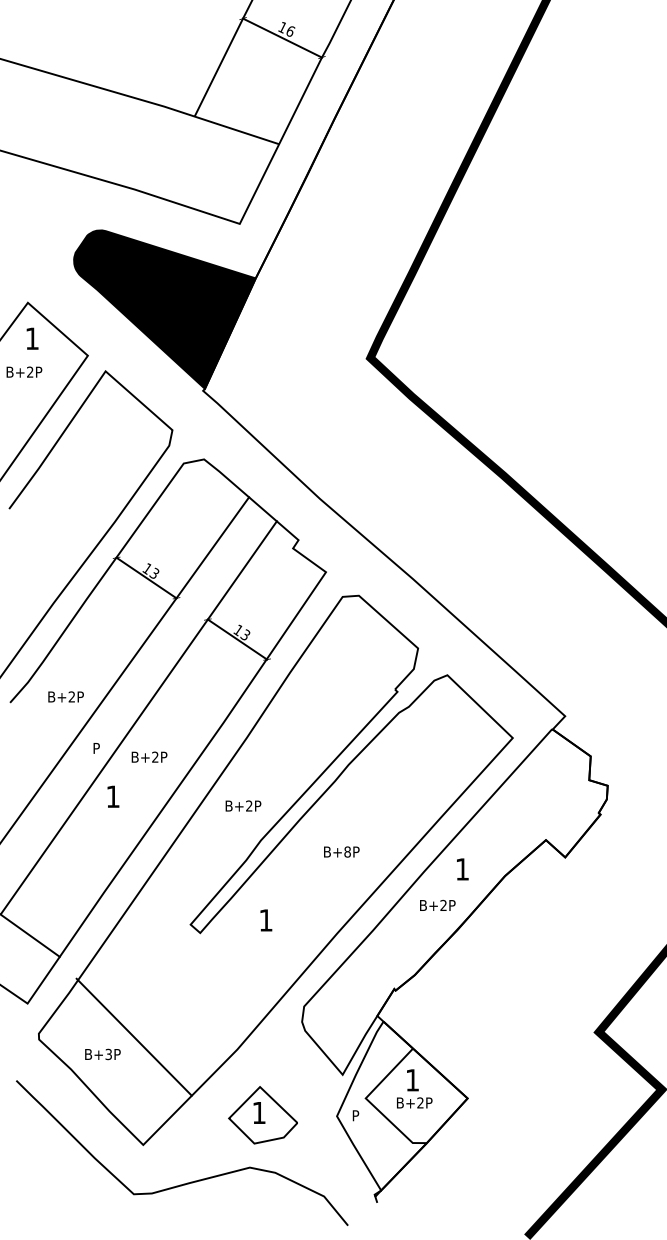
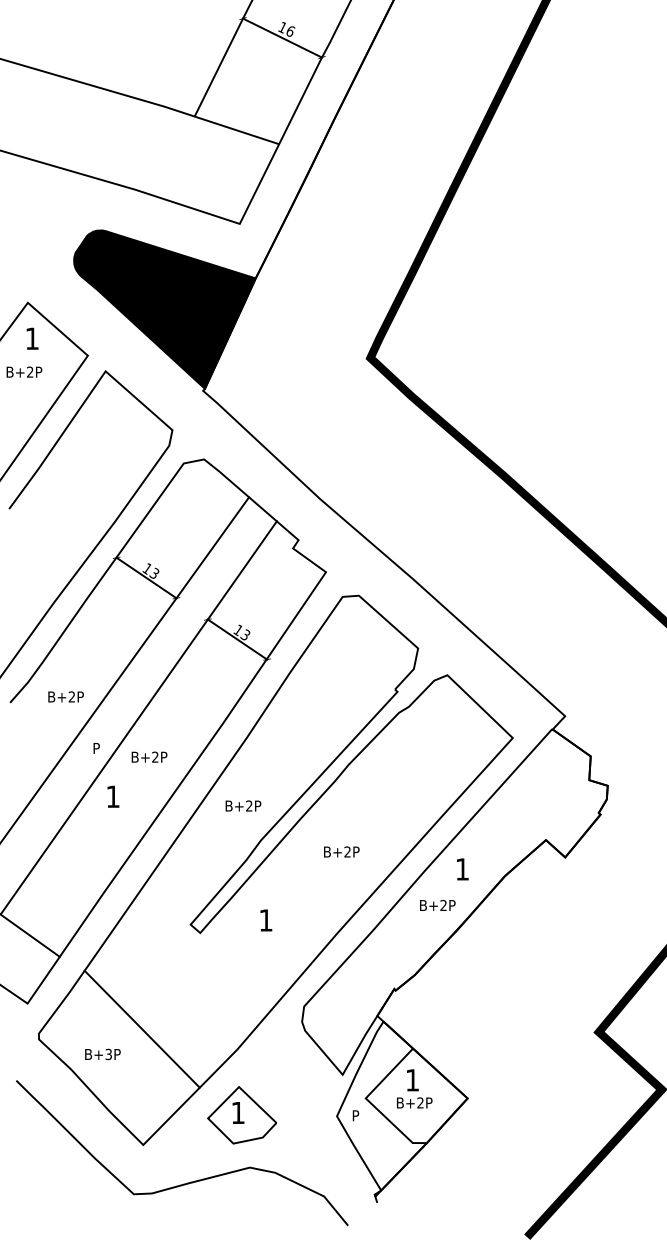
text: B+8P -> B+2P (347, 851)
line position: (133, 1036) -> (141, 1028) (141, 1028)
part position: (262, 1115) -> (241, 1115) (241, 1115)
